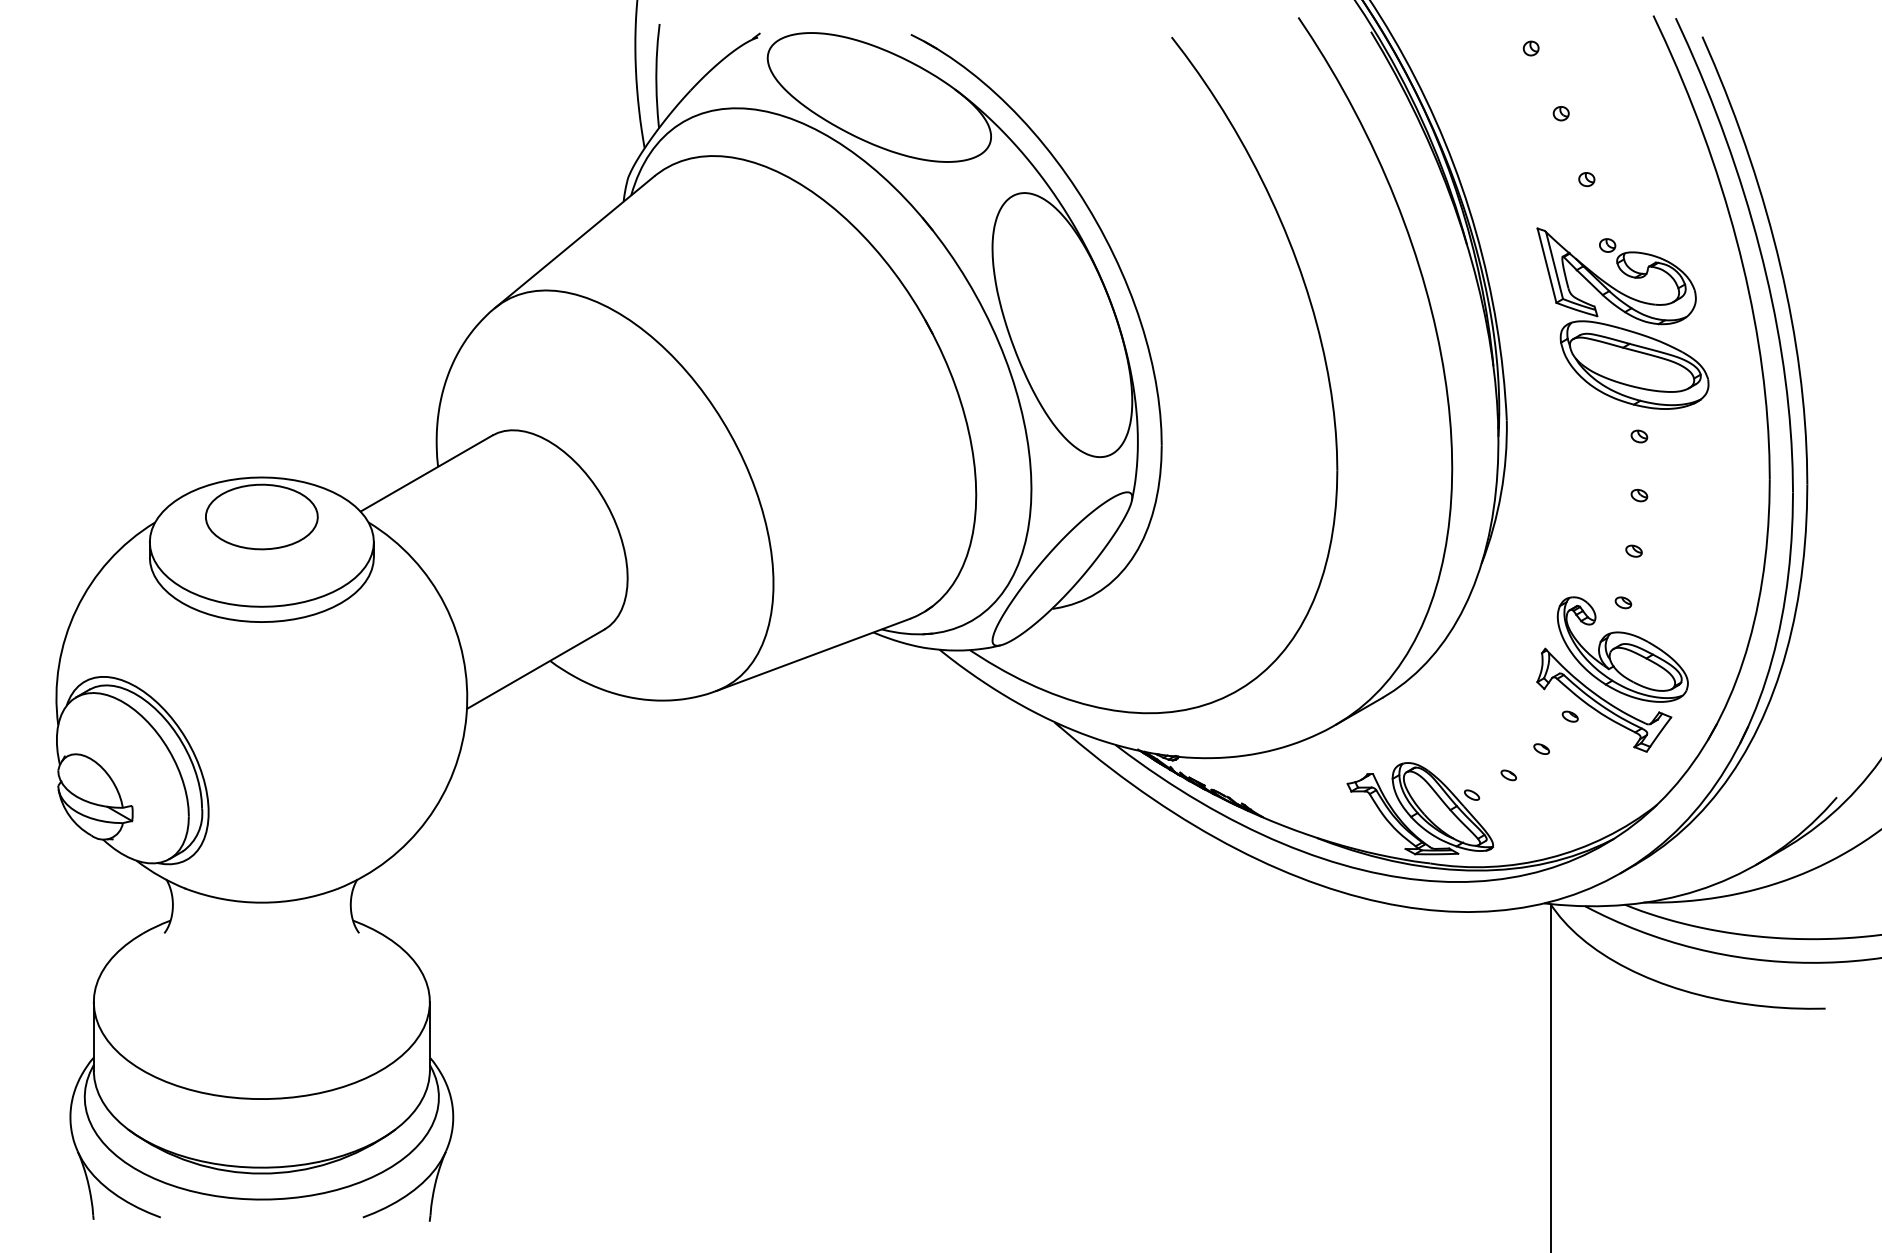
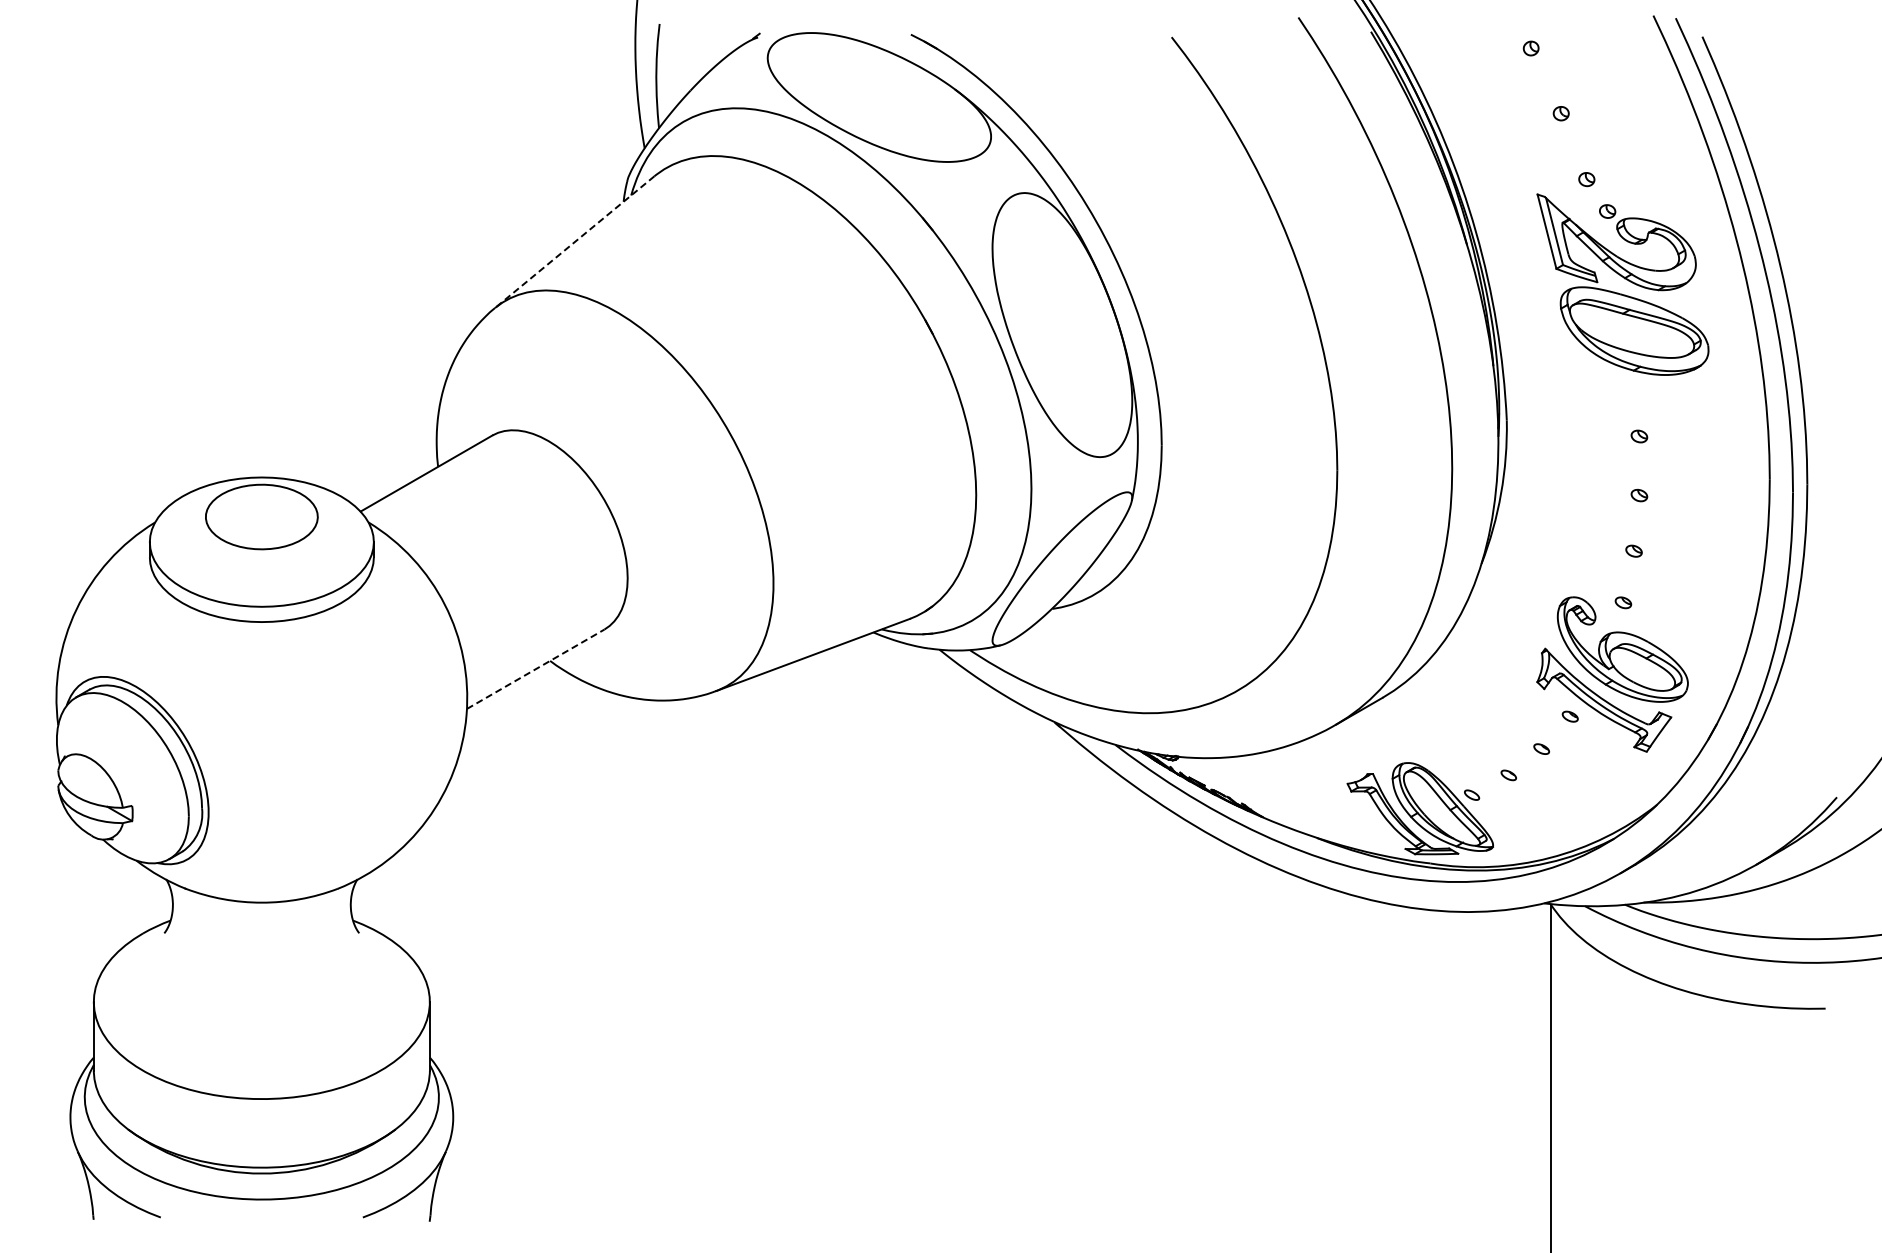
line: solid -> dashed (574, 242)
part position: (1622, 318) -> (1622, 284) (1622, 284)
line: solid -> dashed (536, 669)
